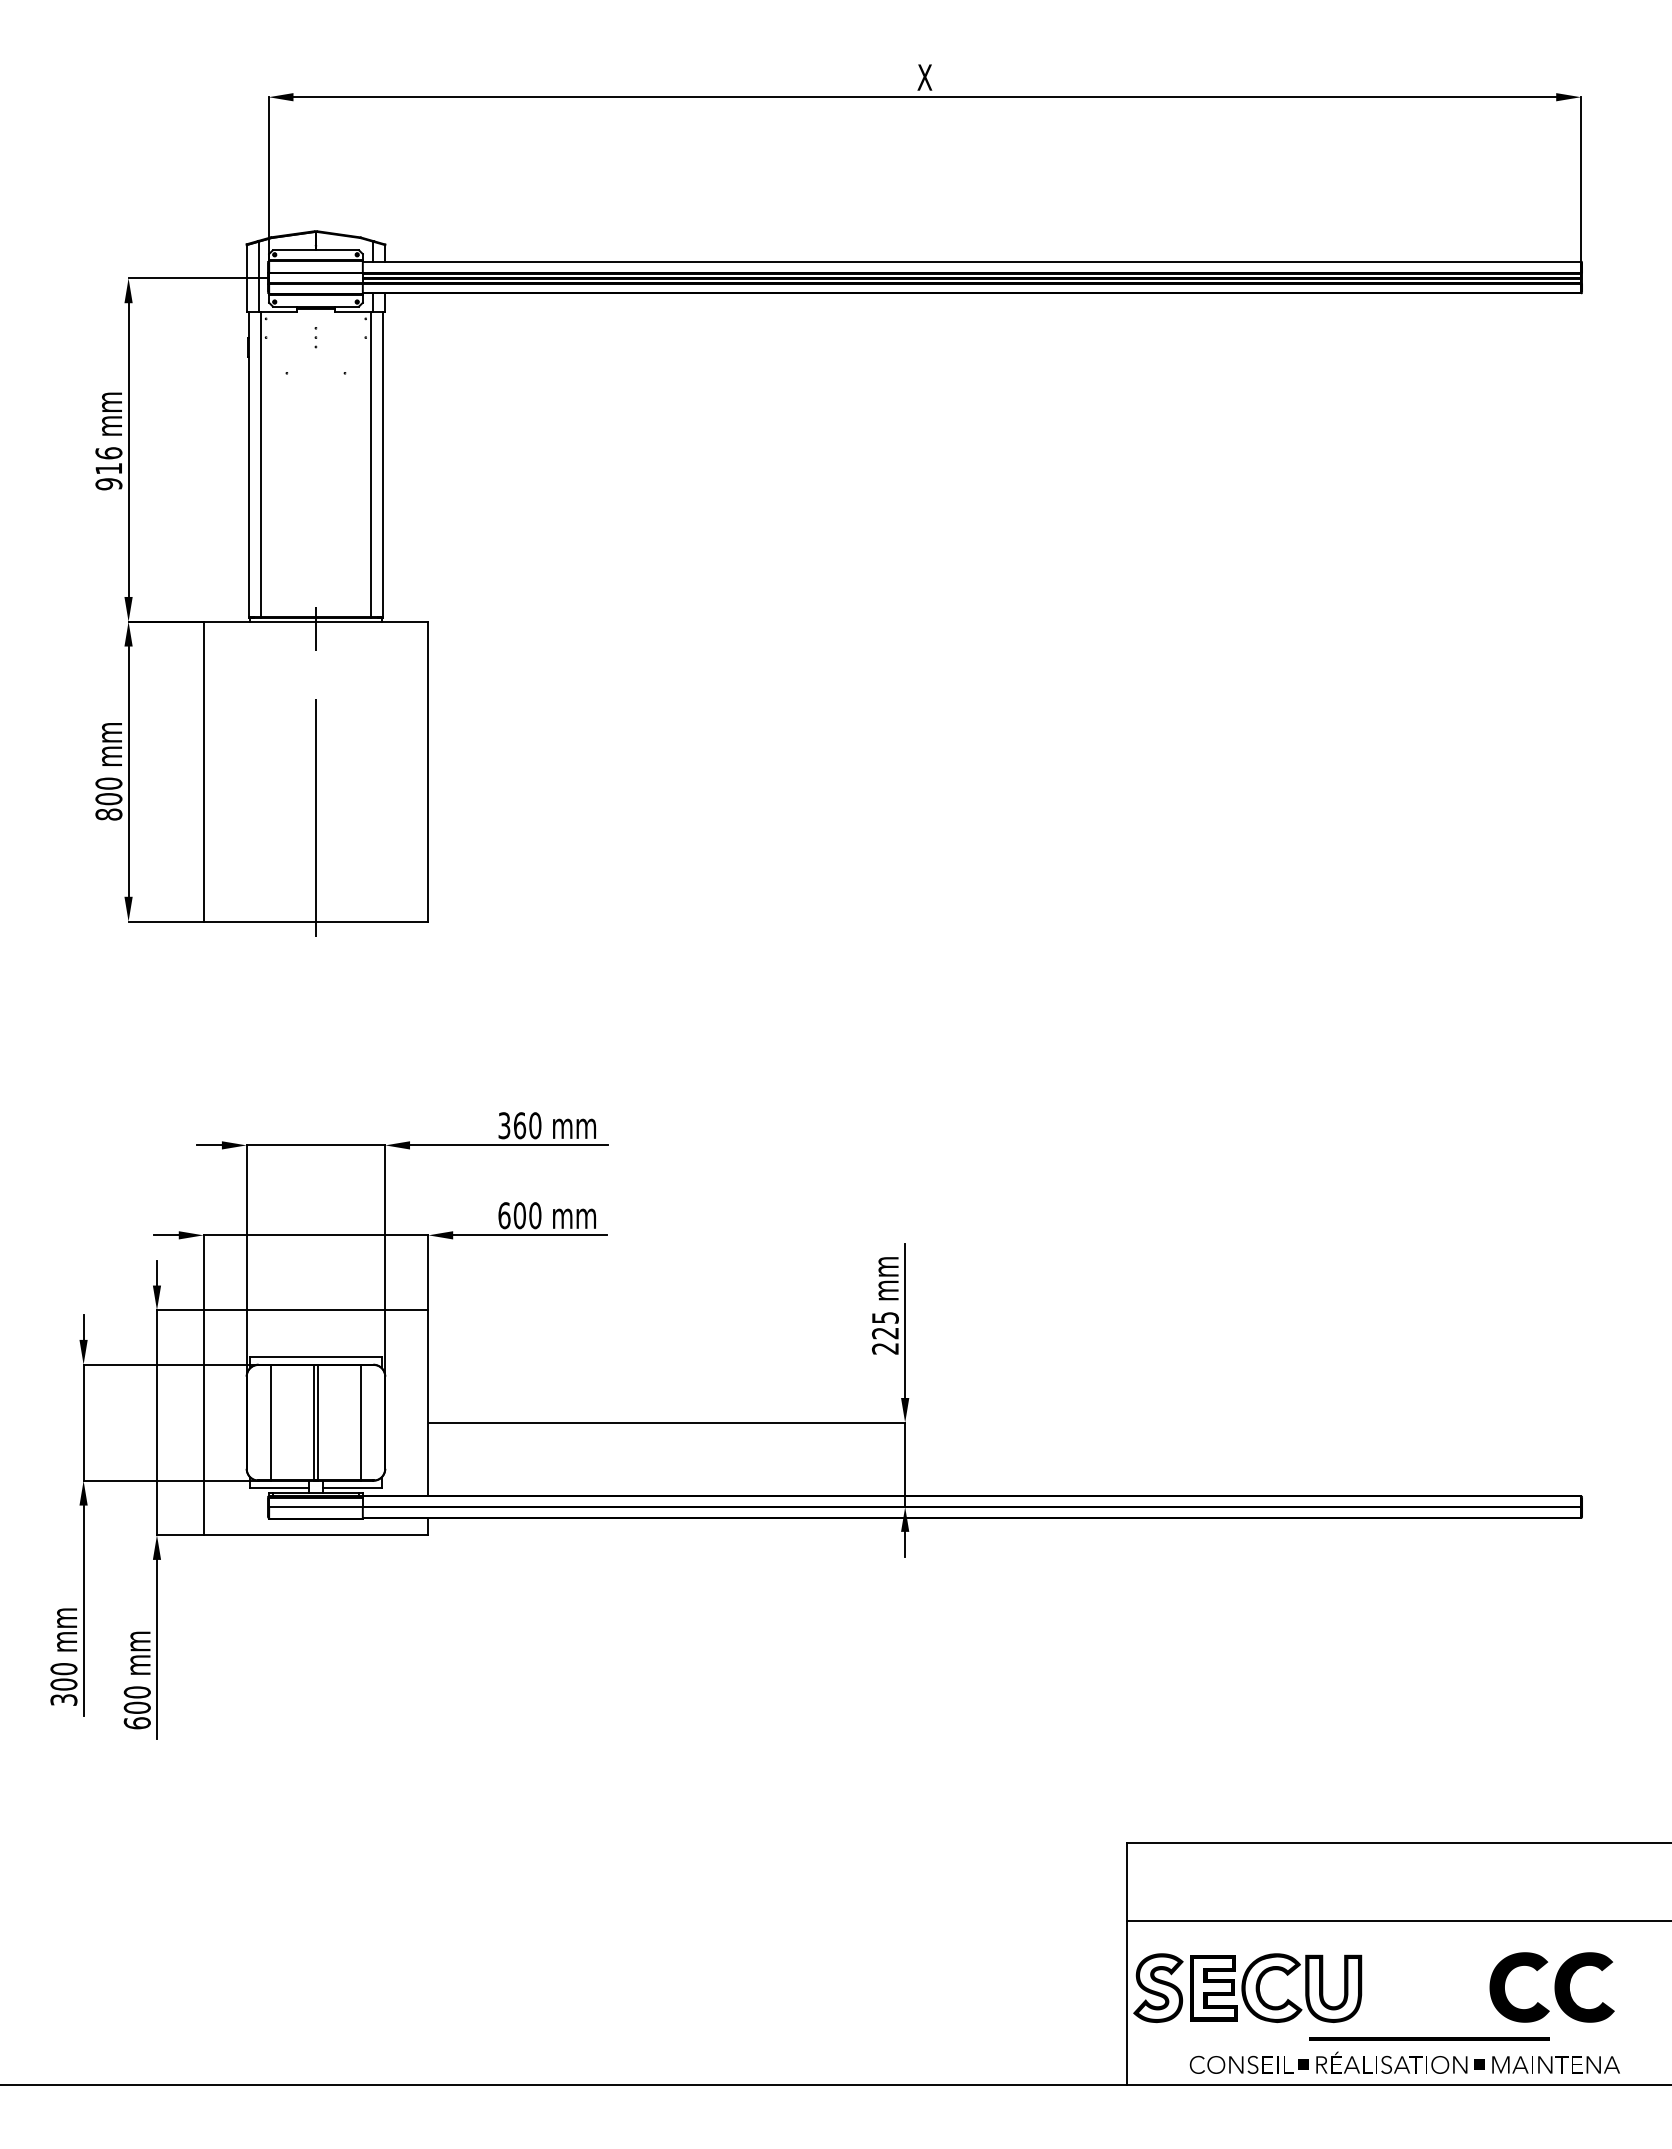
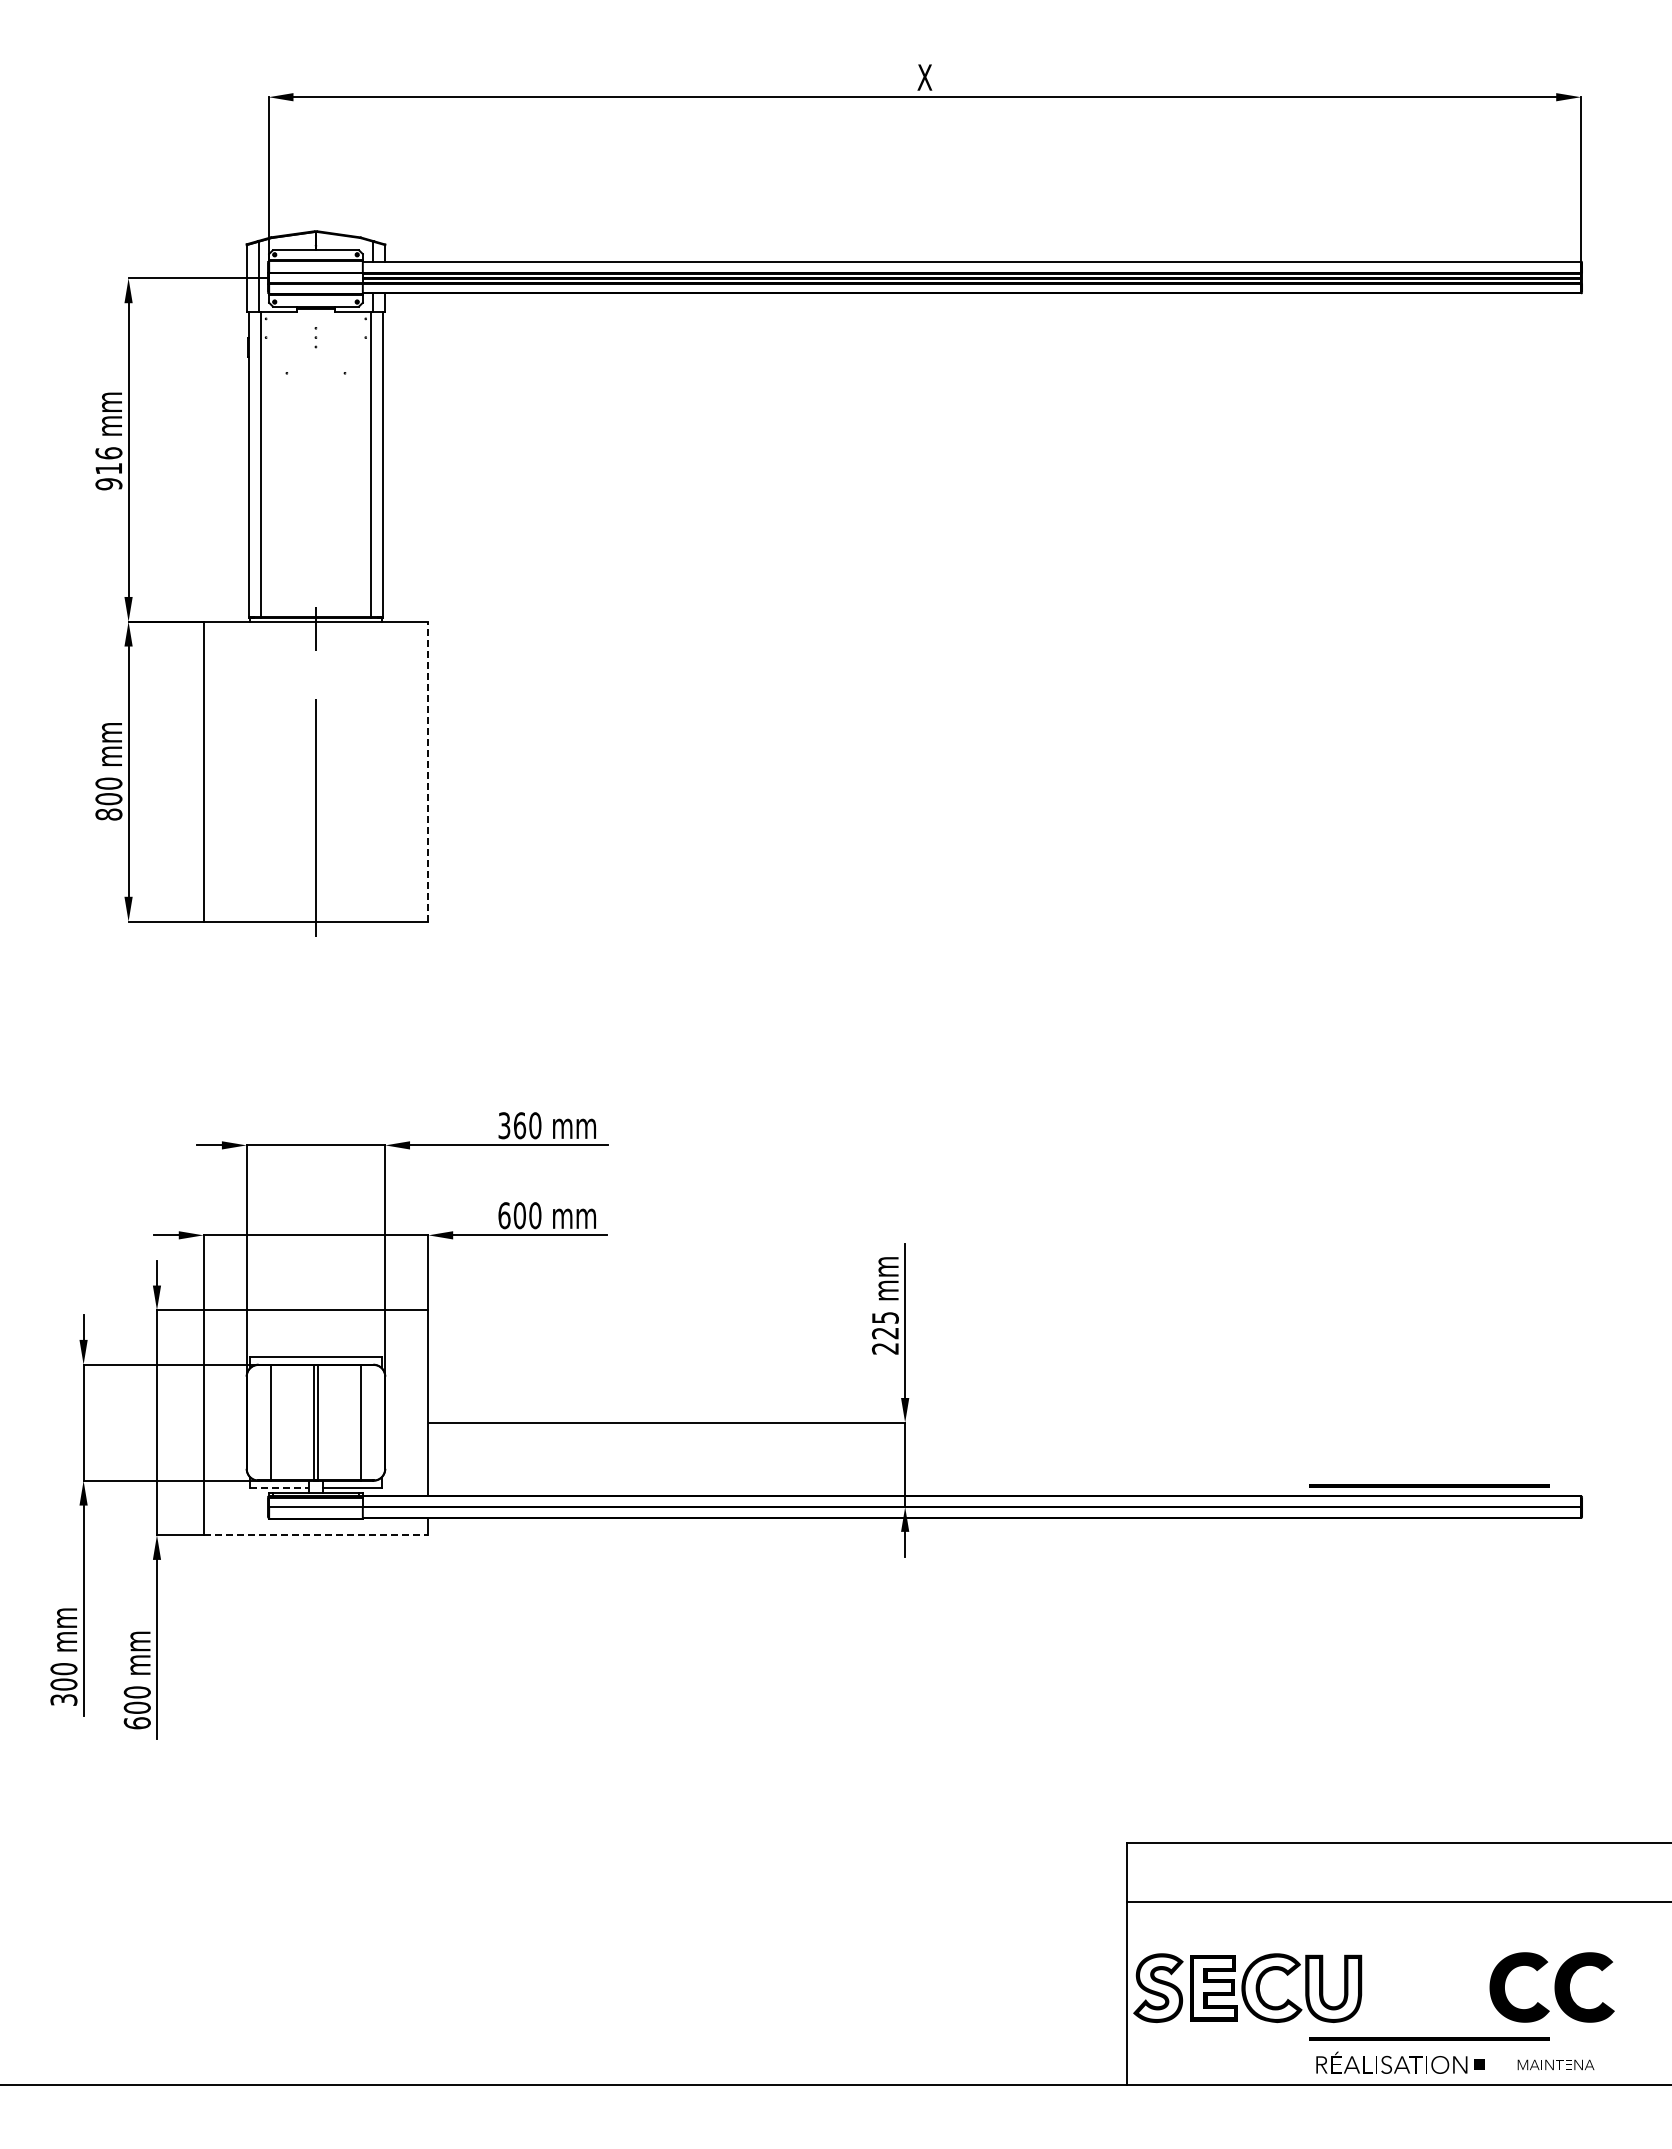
line: solid -> dashed (428, 771)
line: none -> present (1429, 1485)
line: solid -> dashed (279, 1488)
line: solid -> dashed (316, 1535)
line position: (1397, 1920) -> (1397, 1901) (1397, 1901)
part: present -> none (1248, 2064)
part size: 128x18 px -> 78x12 px (1555, 2064)
